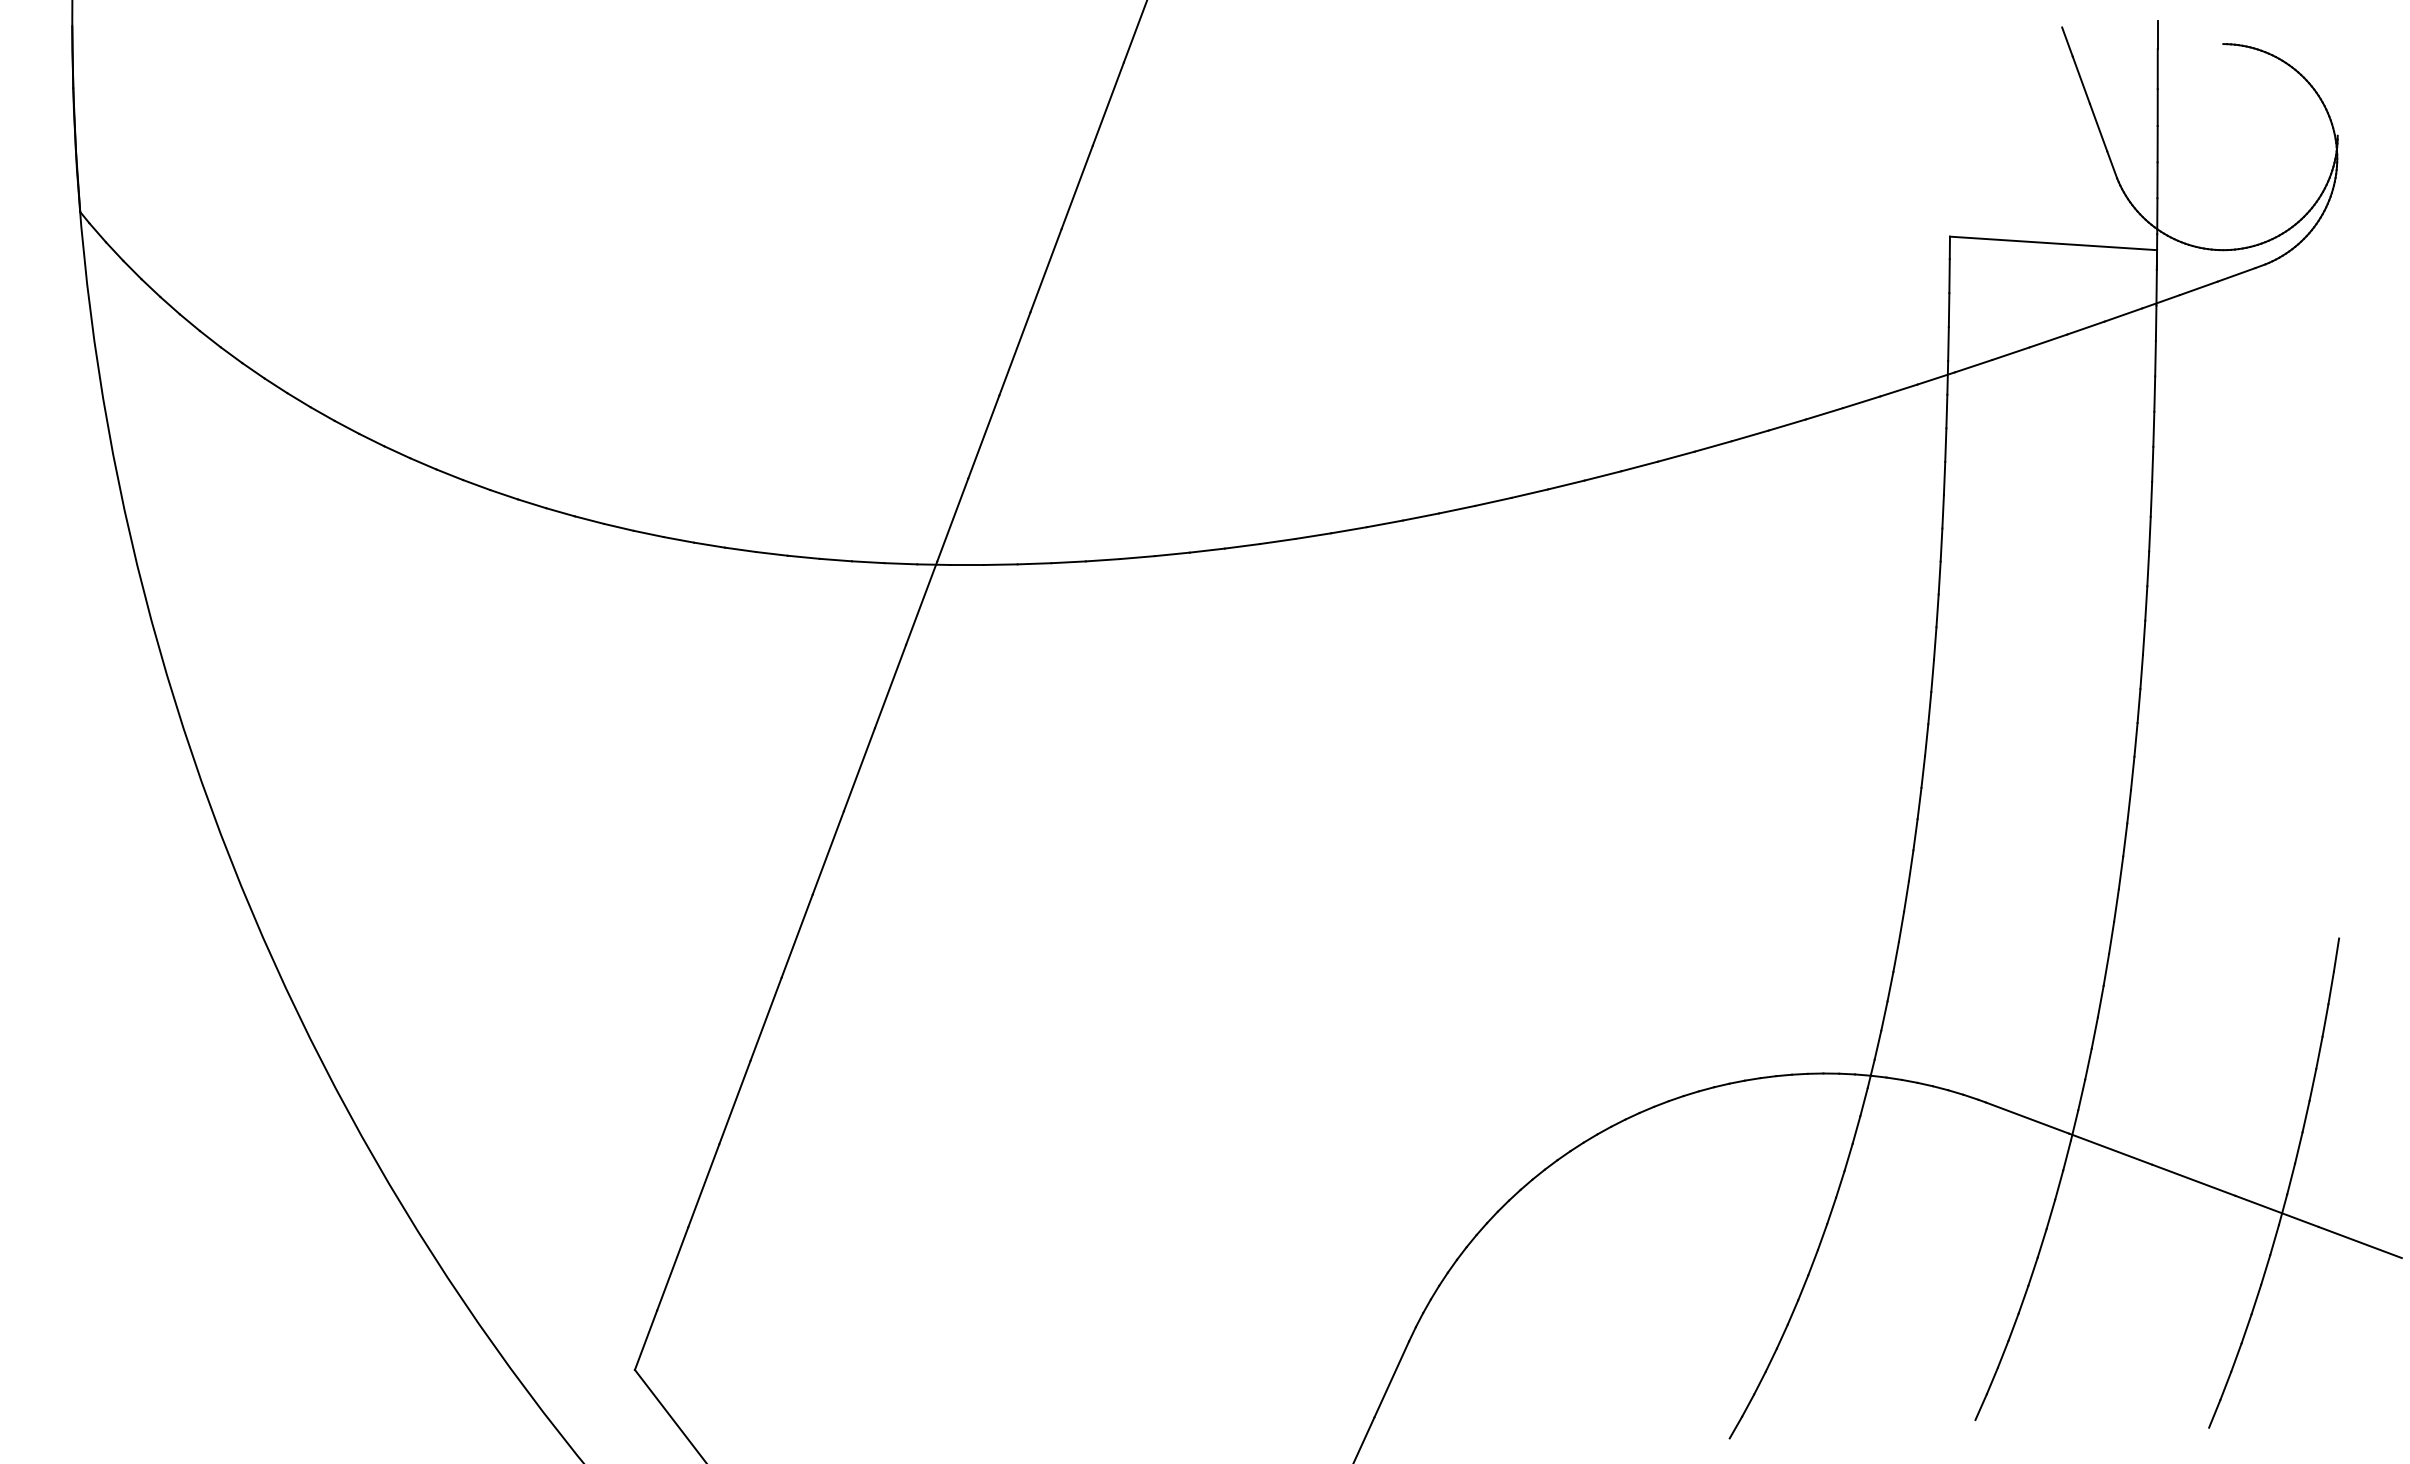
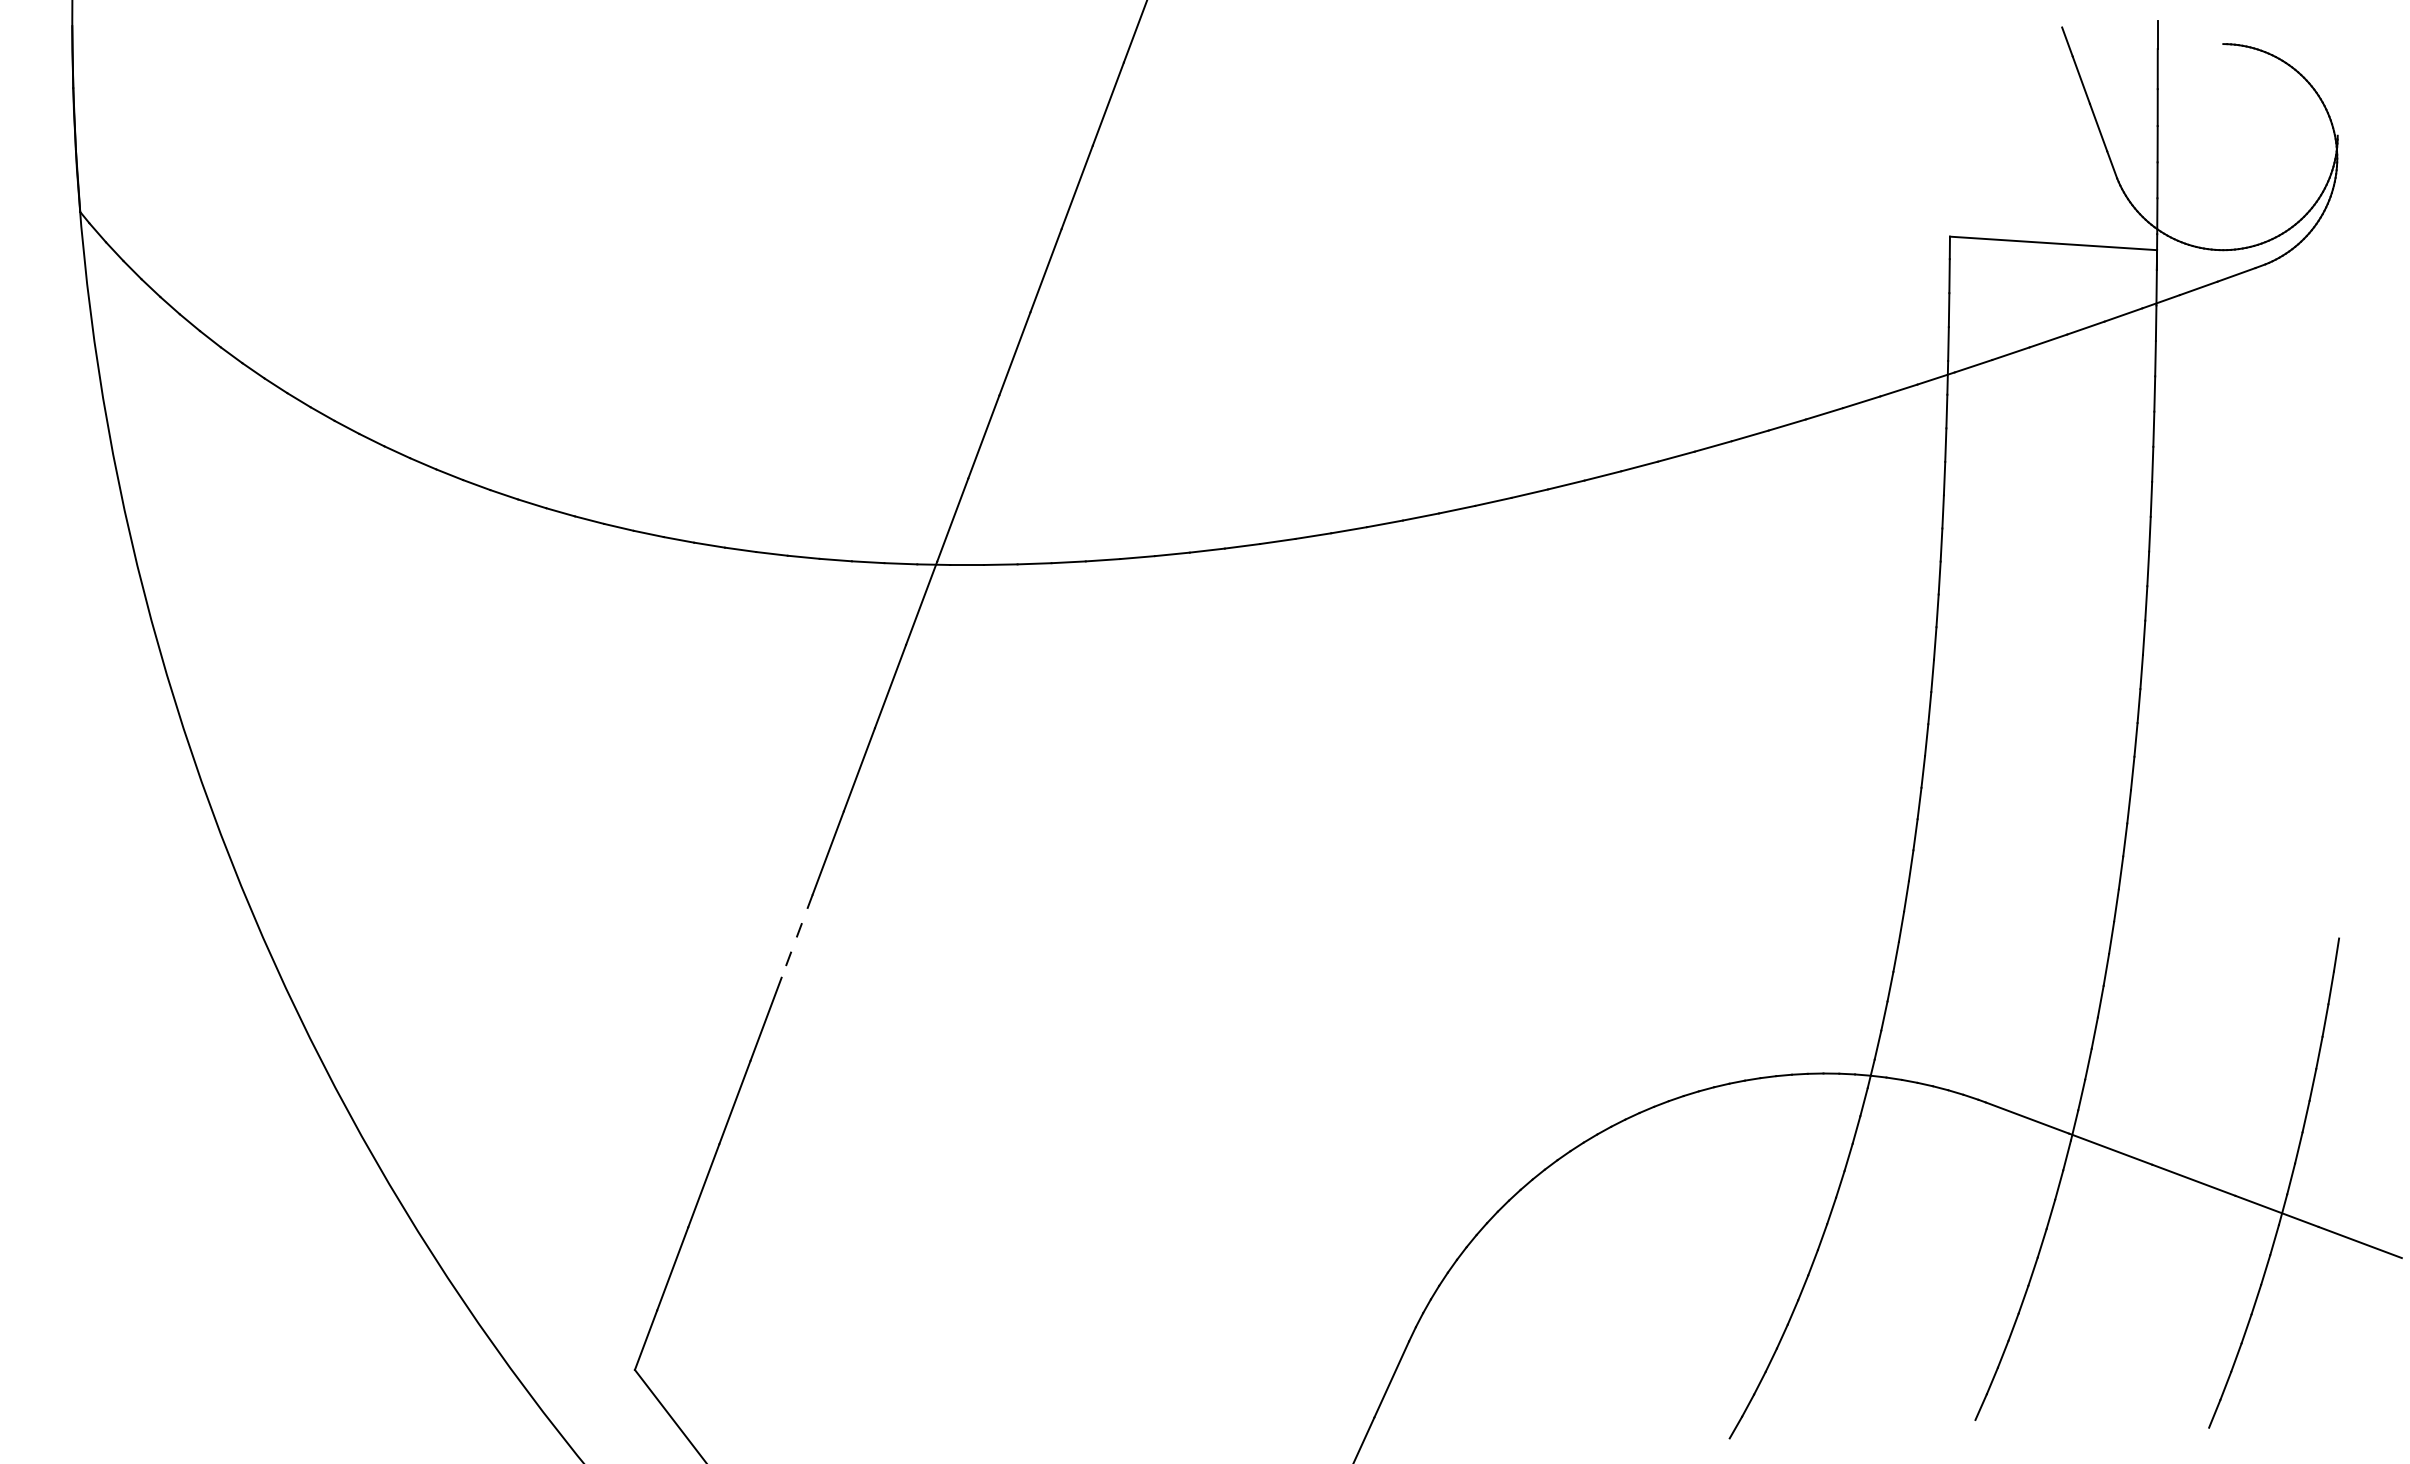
line: solid -> dashed (797, 936)
